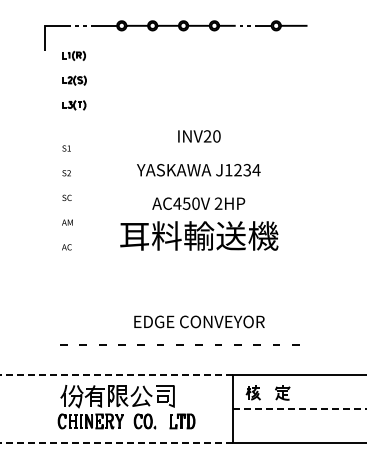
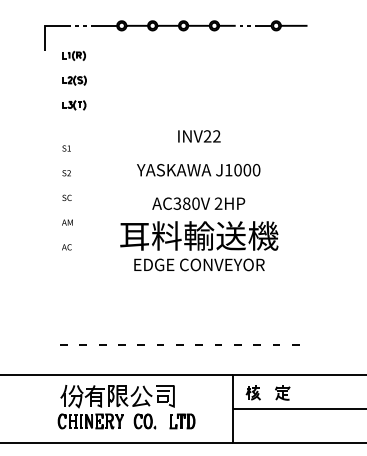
text: INV20 -> INV22 (216, 136)
text: J1234 -> J1000 (247, 170)
text: AC450V -> AC380V (181, 203)
text position: (199, 321) -> (199, 264) (199, 264)
line: dashed -> solid (116, 375)
line: dashed -> solid (300, 409)
line: dashed -> solid (117, 443)
